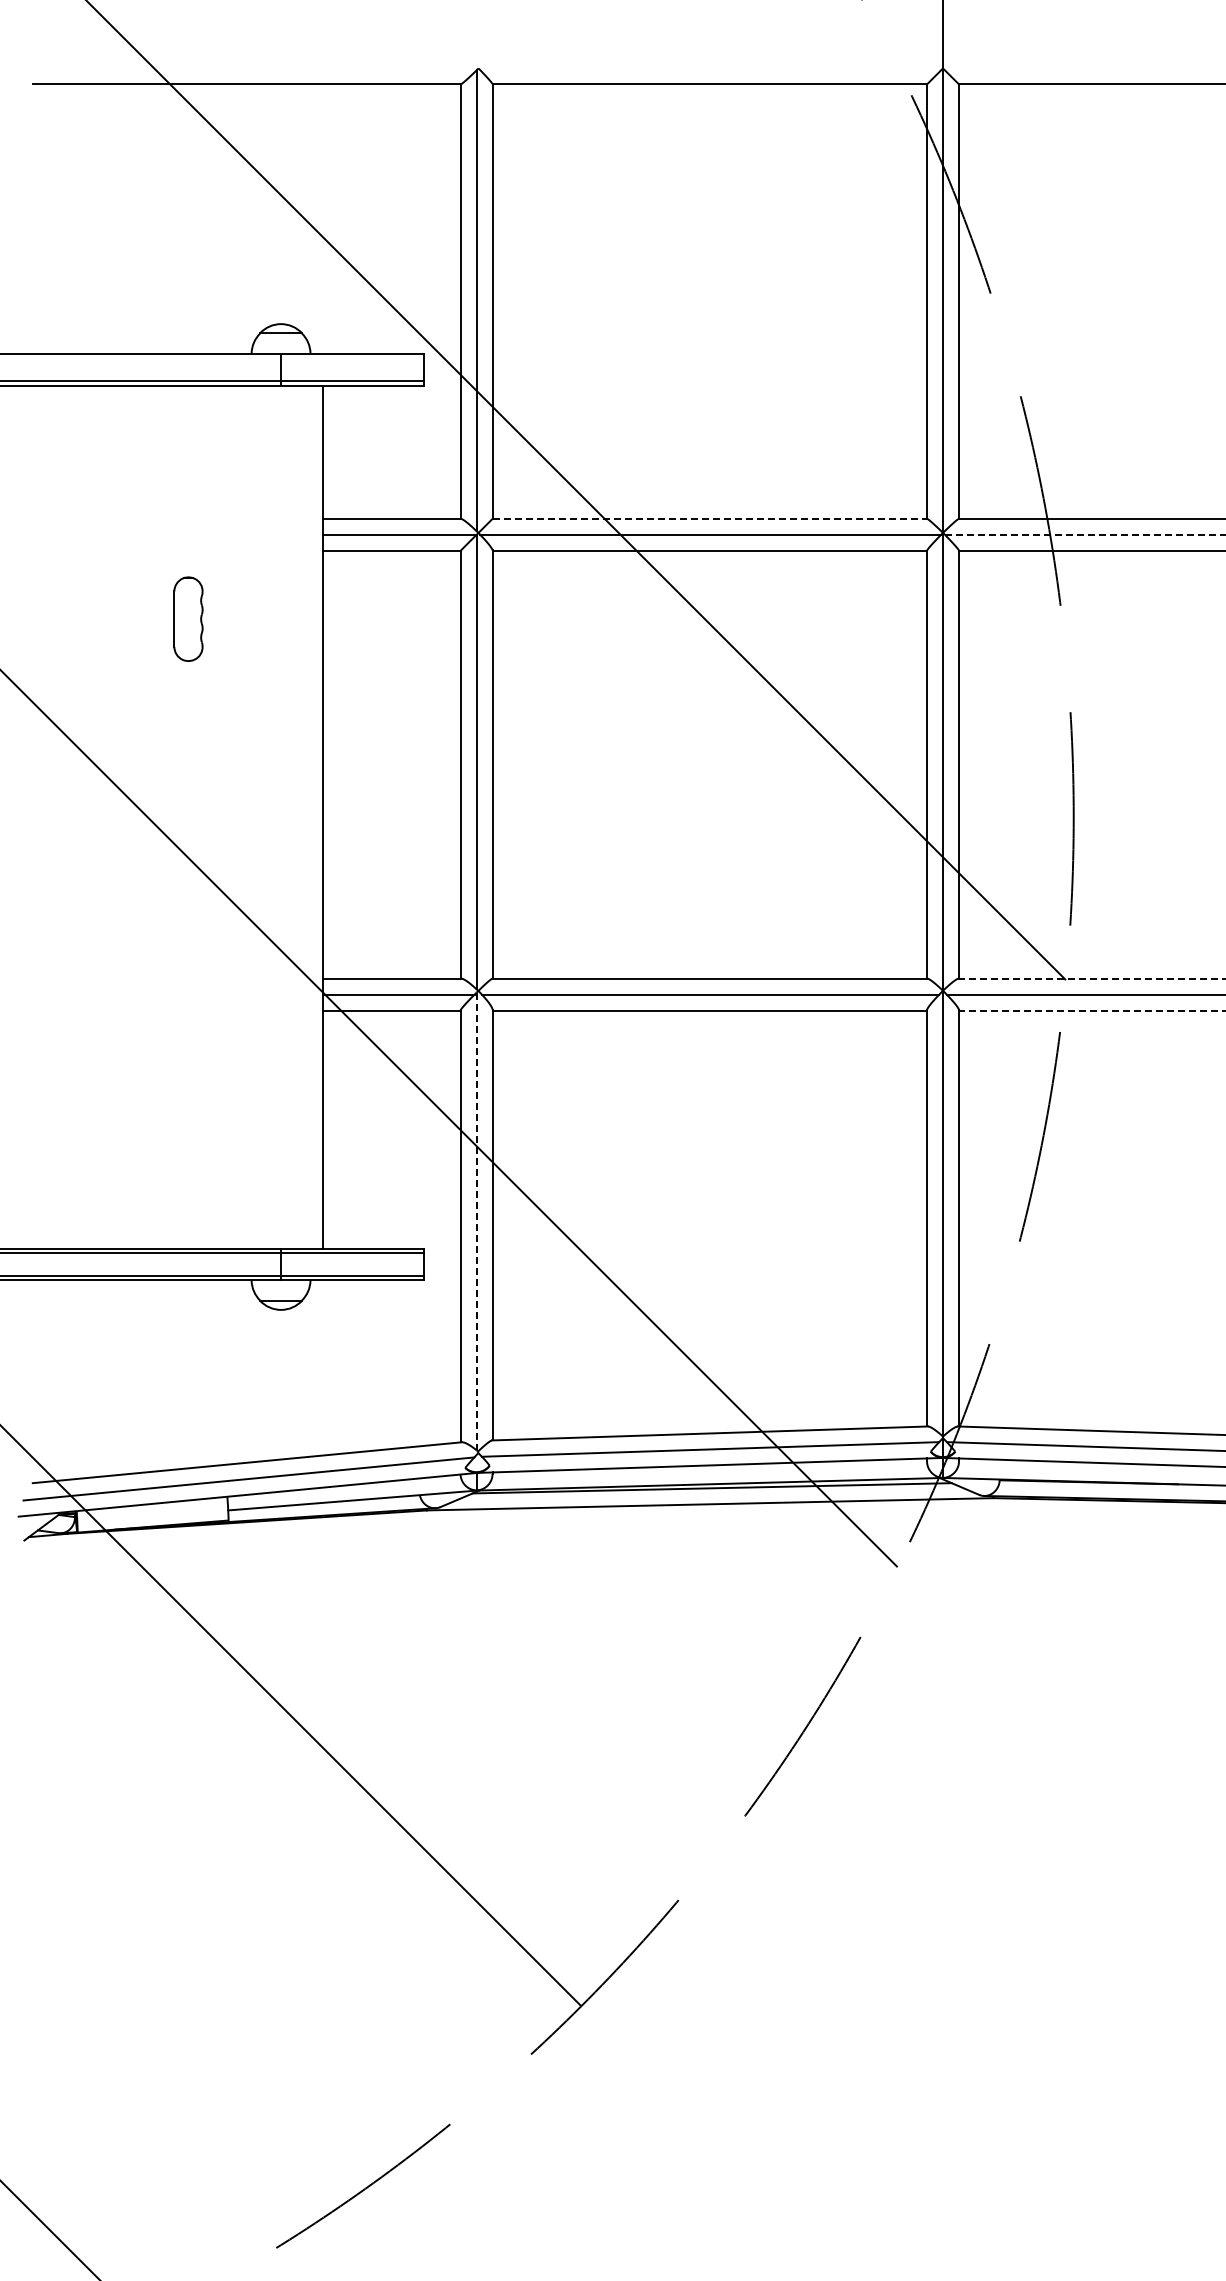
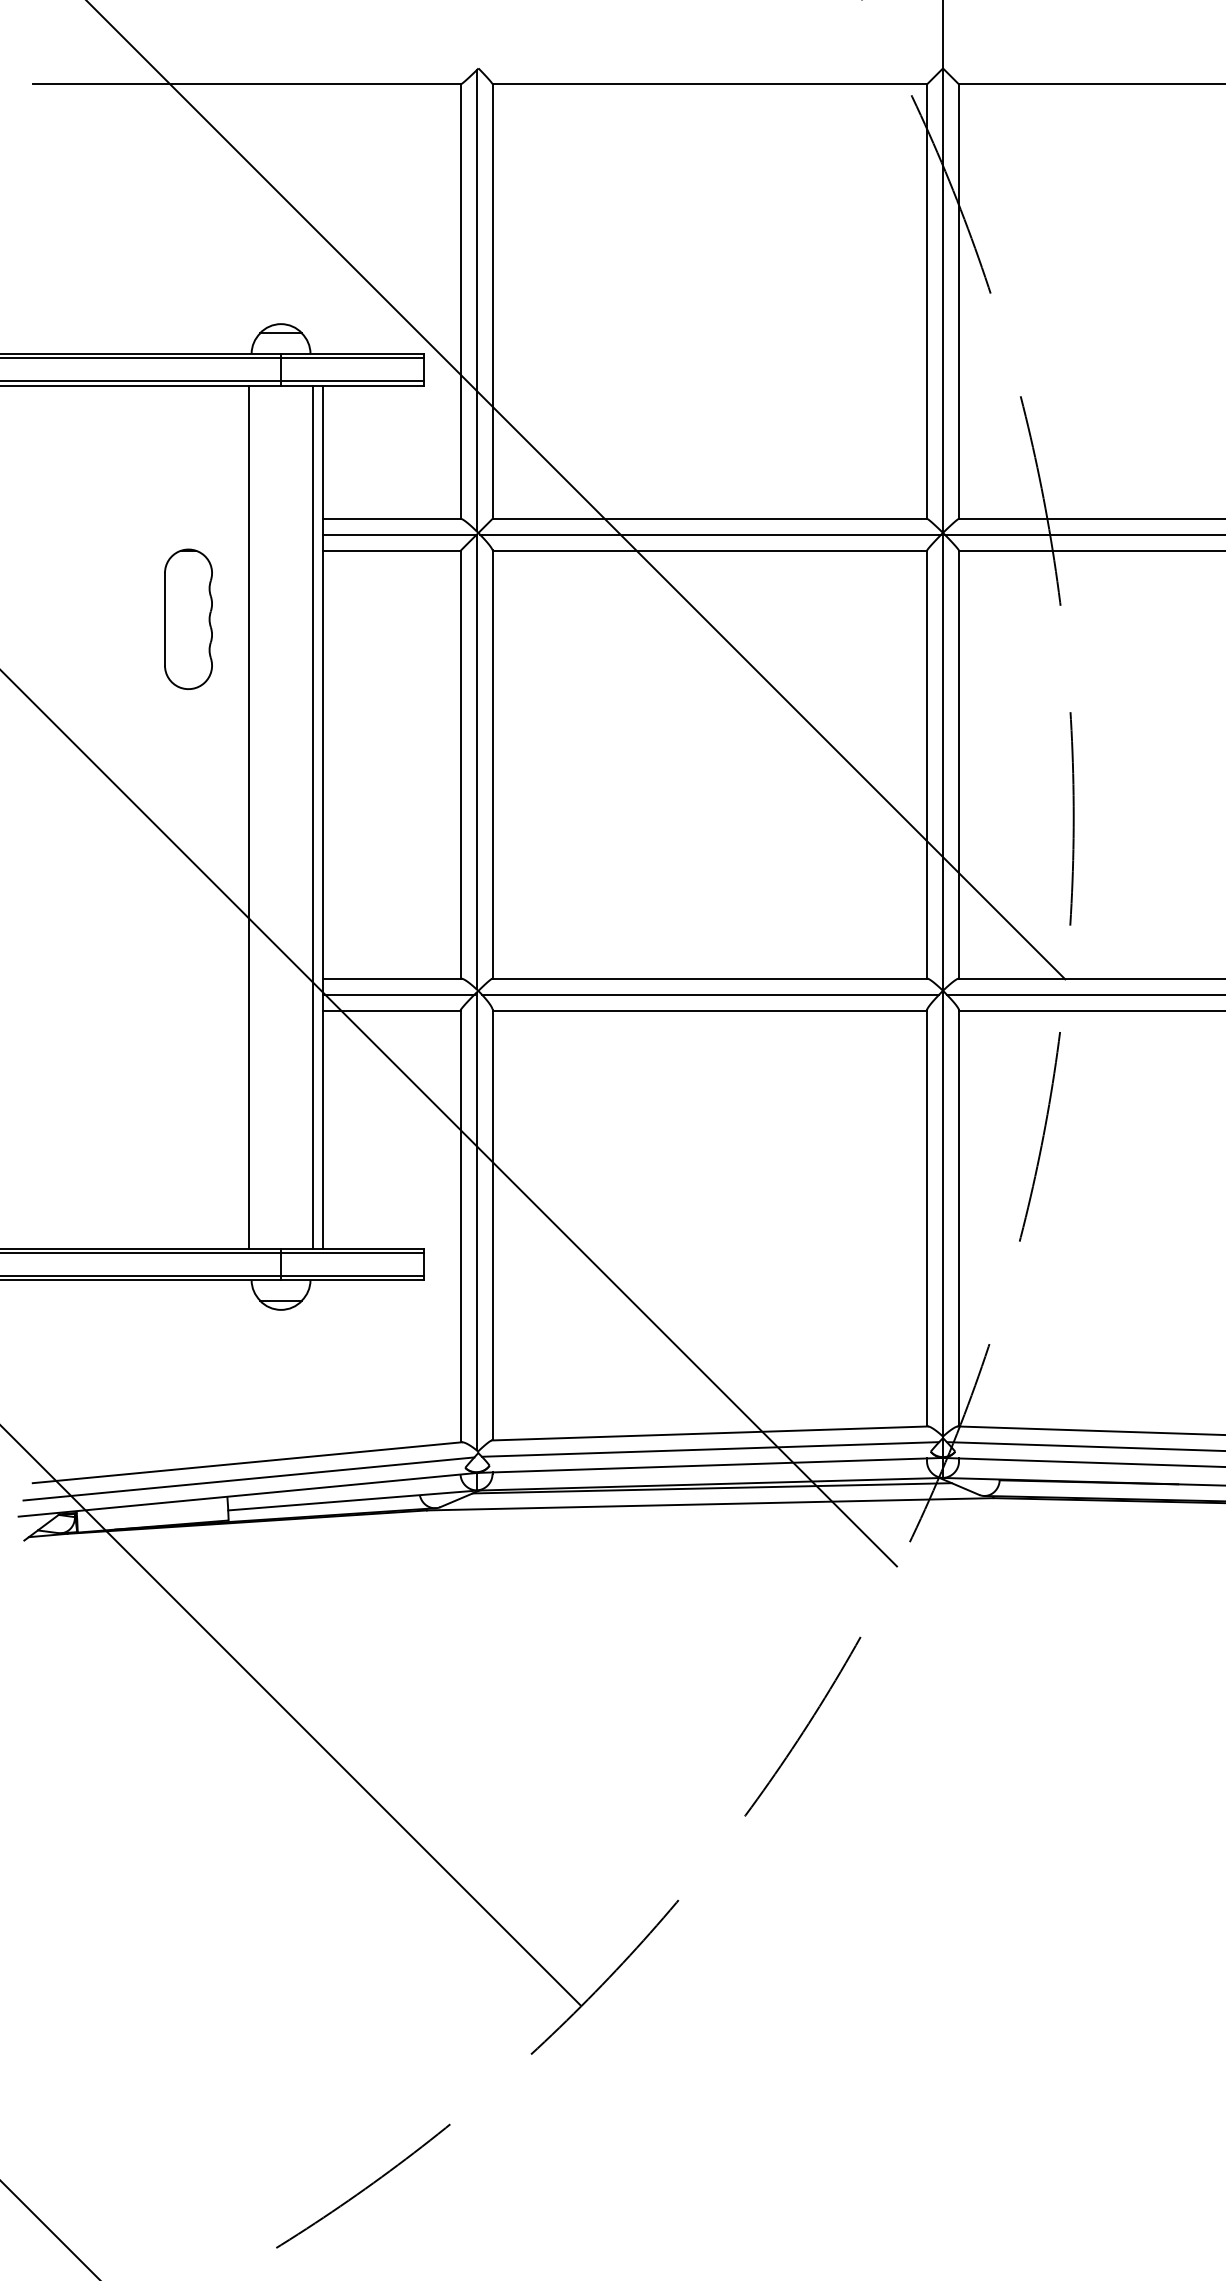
line: none -> present (213, 357)
line: dashed -> solid (710, 518)
line: dashed -> solid (1085, 534)
part size: 31x86 px -> 49x142 px (188, 618)
line: none -> present (249, 816)
line: none -> present (313, 816)
line: dashed -> solid (1091, 978)
line: dashed -> solid (1091, 1010)
line: dashed -> solid (476, 1221)
